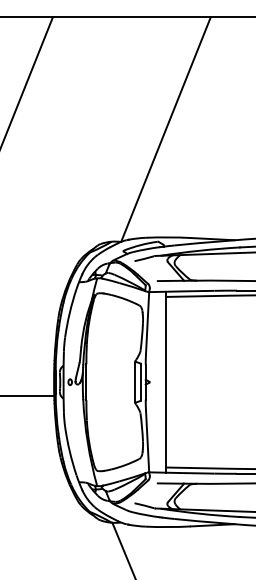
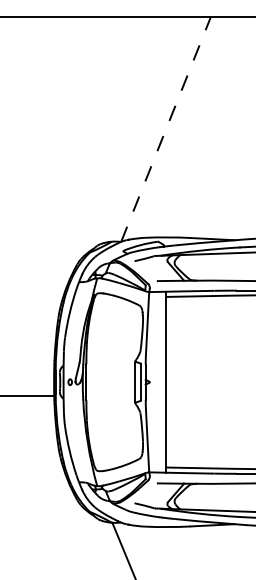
line: present -> none (27, 80)
line: solid -> dashed (165, 129)
